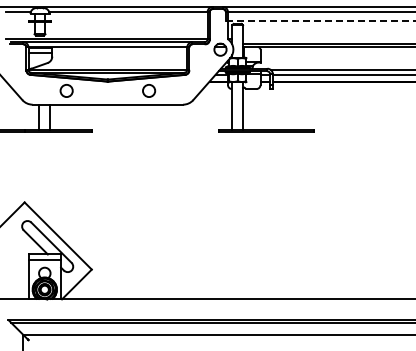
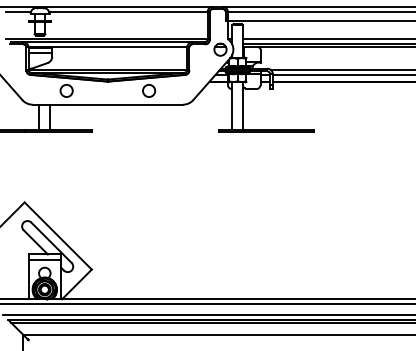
line: dashed -> solid (320, 20)
line: none -> present (327, 39)
line: none -> present (207, 304)
line: none -> present (207, 314)
